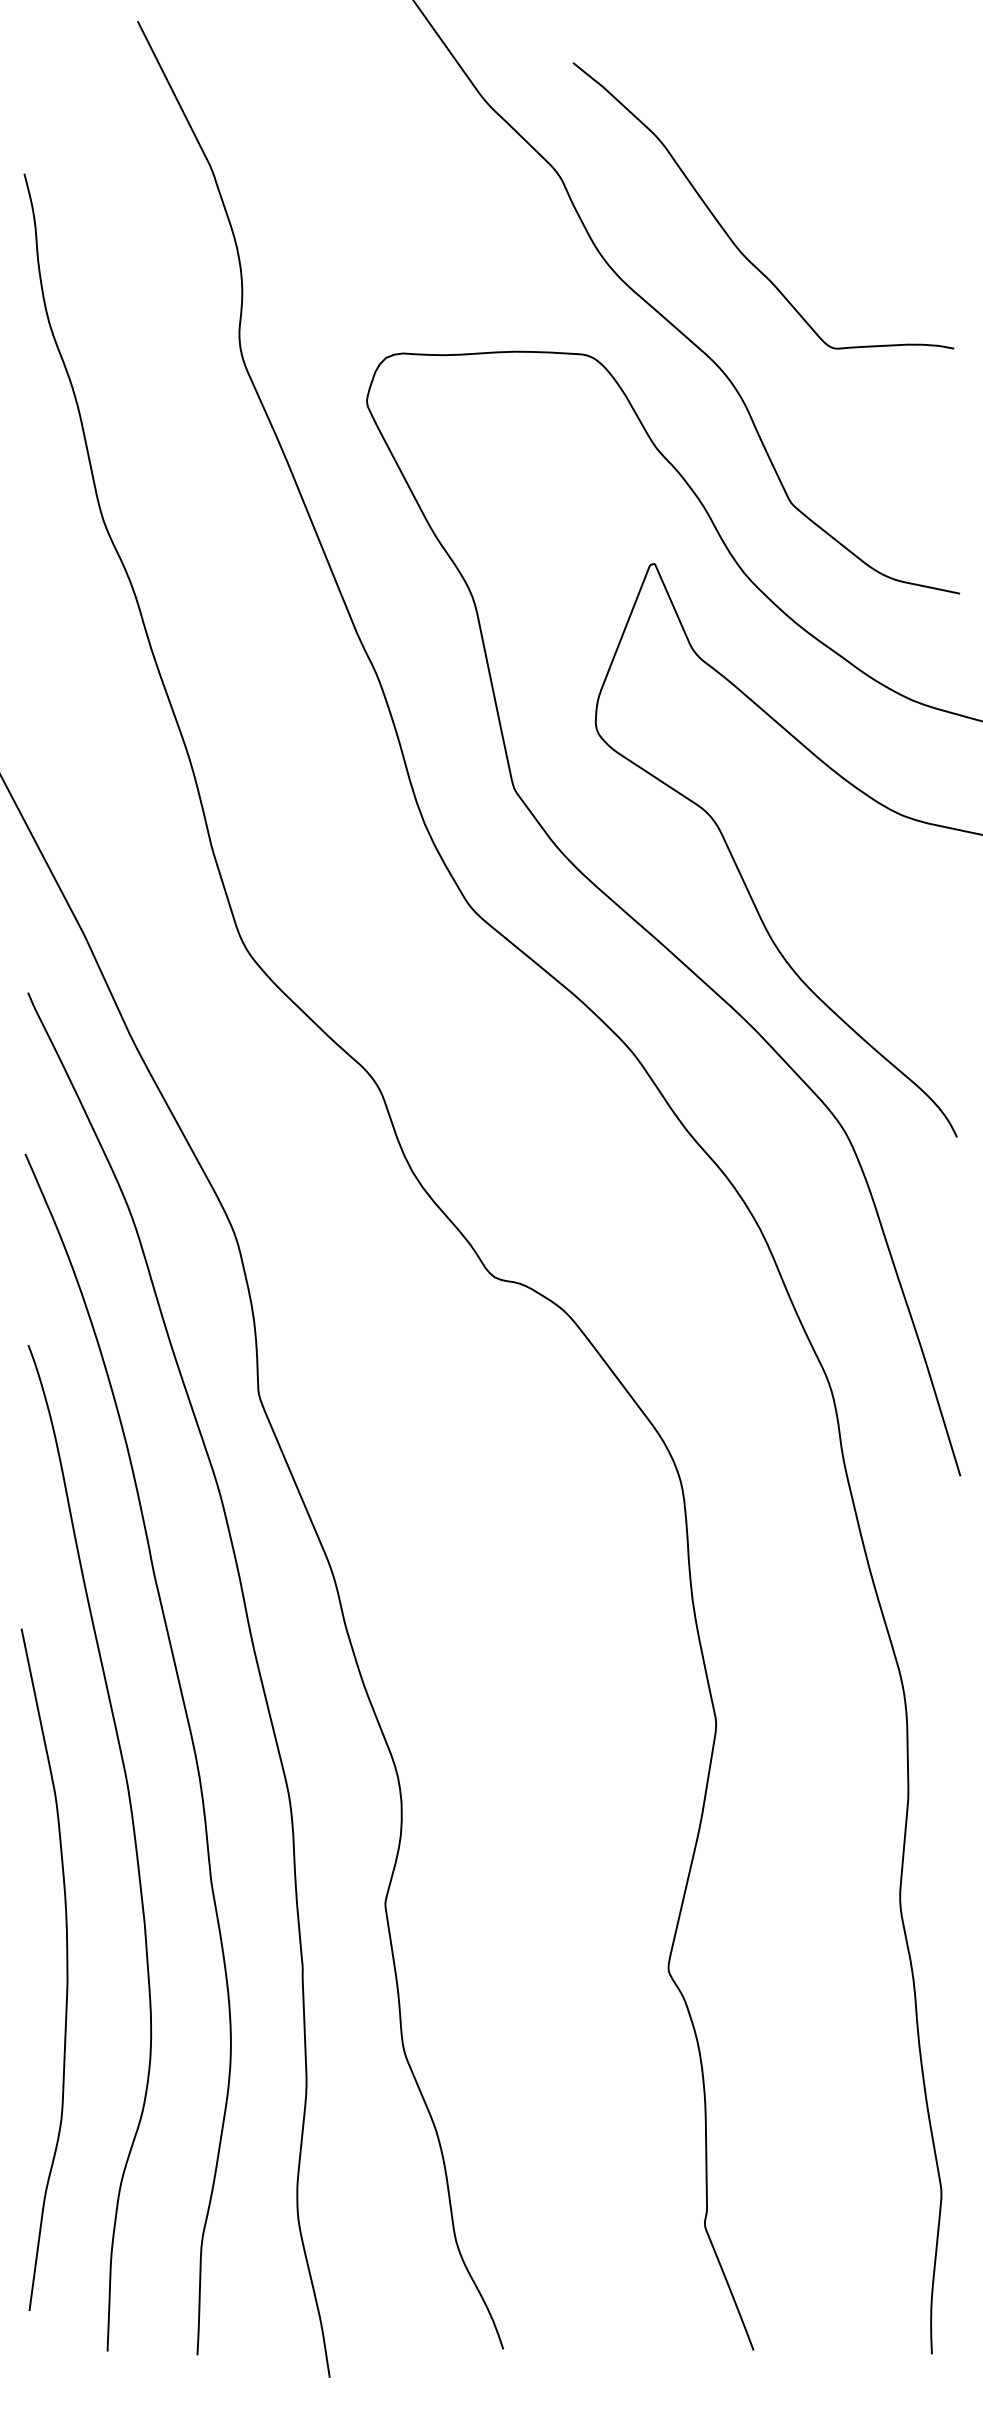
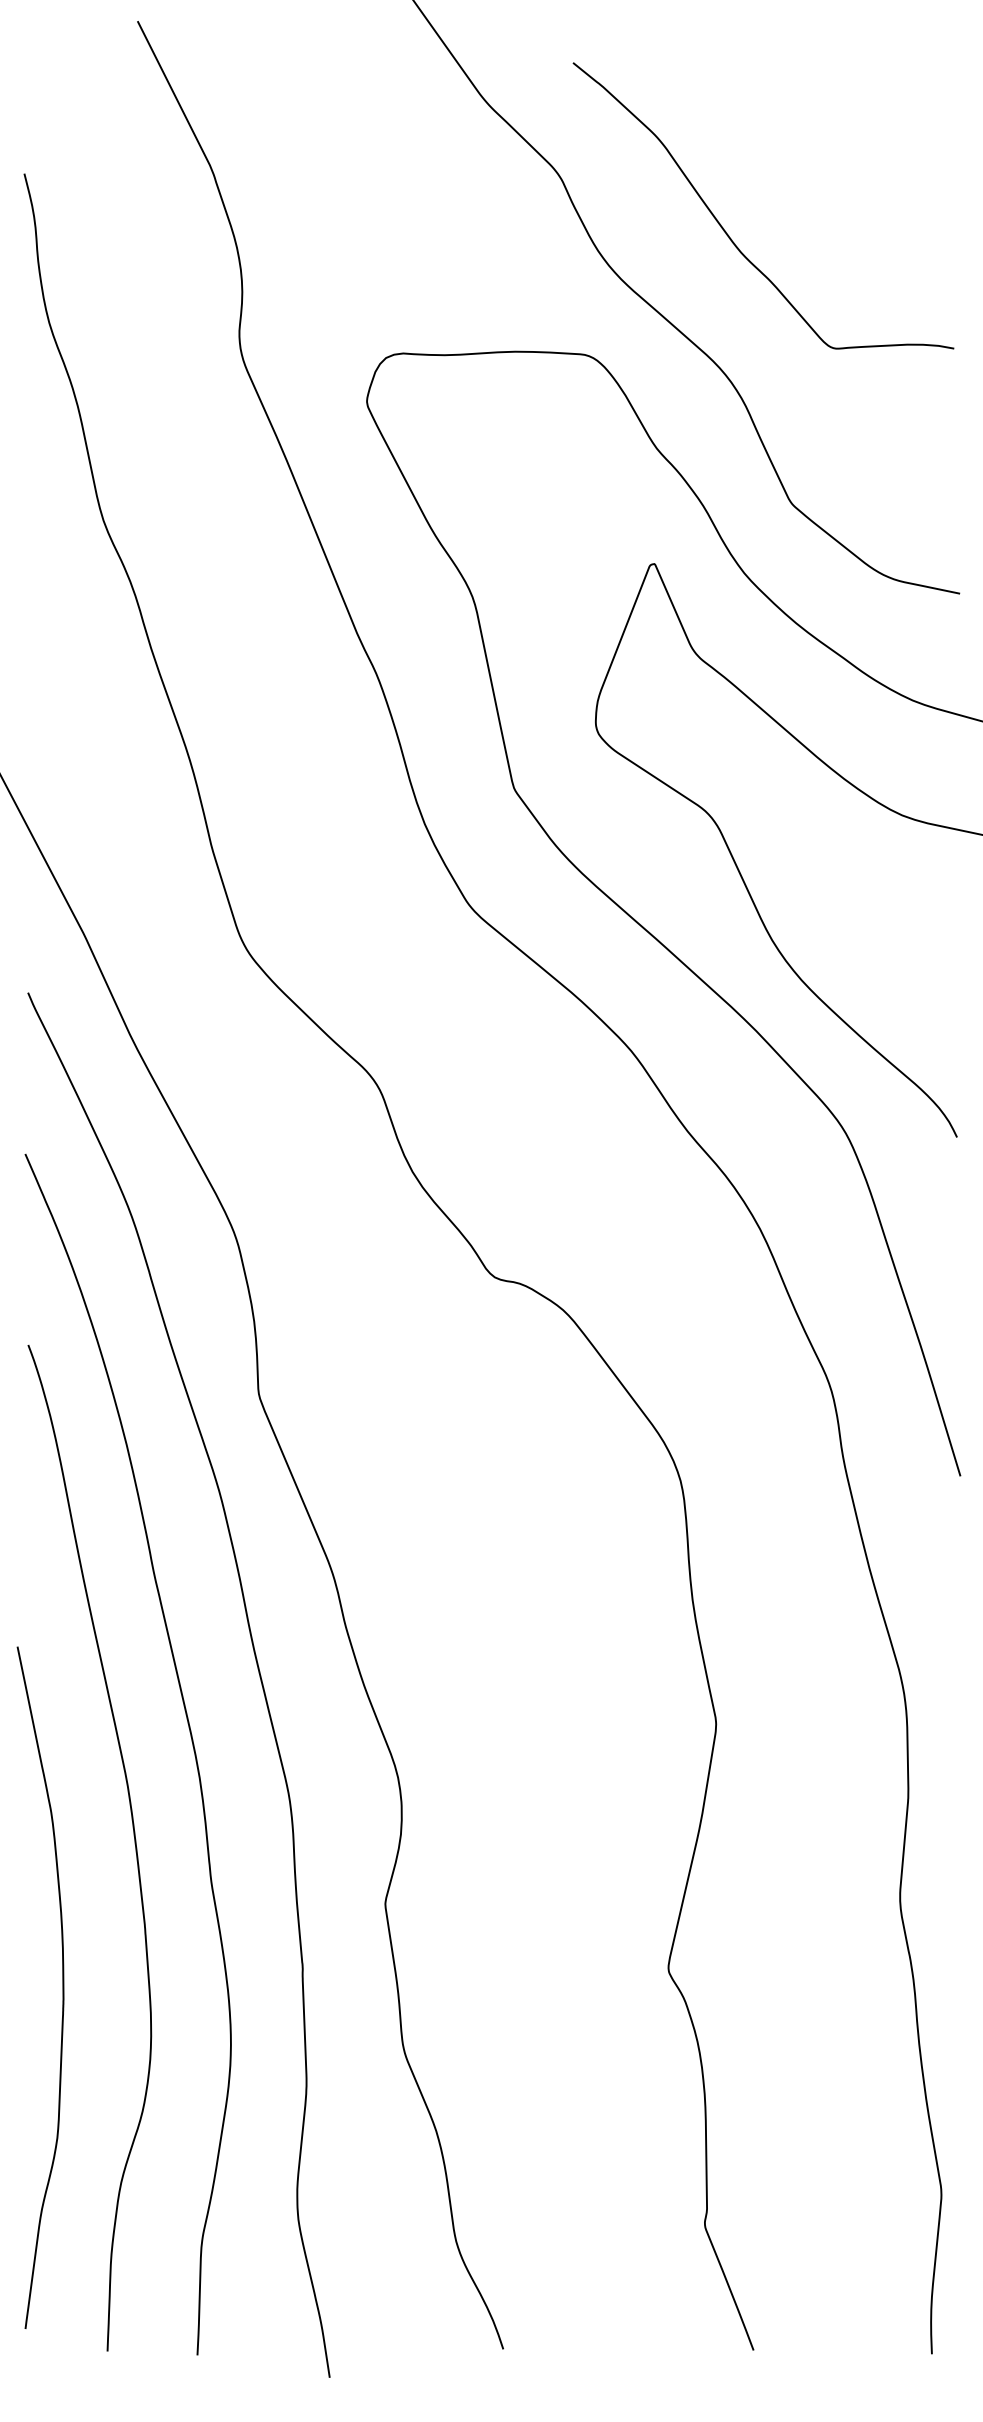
curve position: (66, 1969) -> (62, 1987) (62, 1987)
